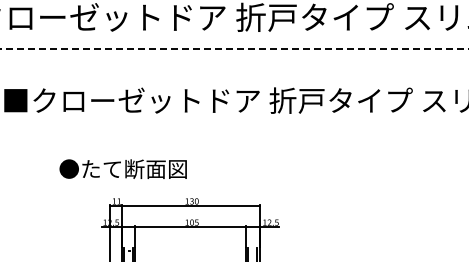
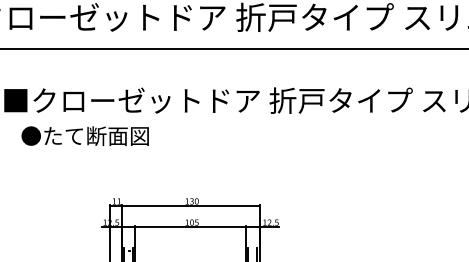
line: dashed -> solid (234, 48)
text position: (122, 168) -> (84, 135) (84, 135)
